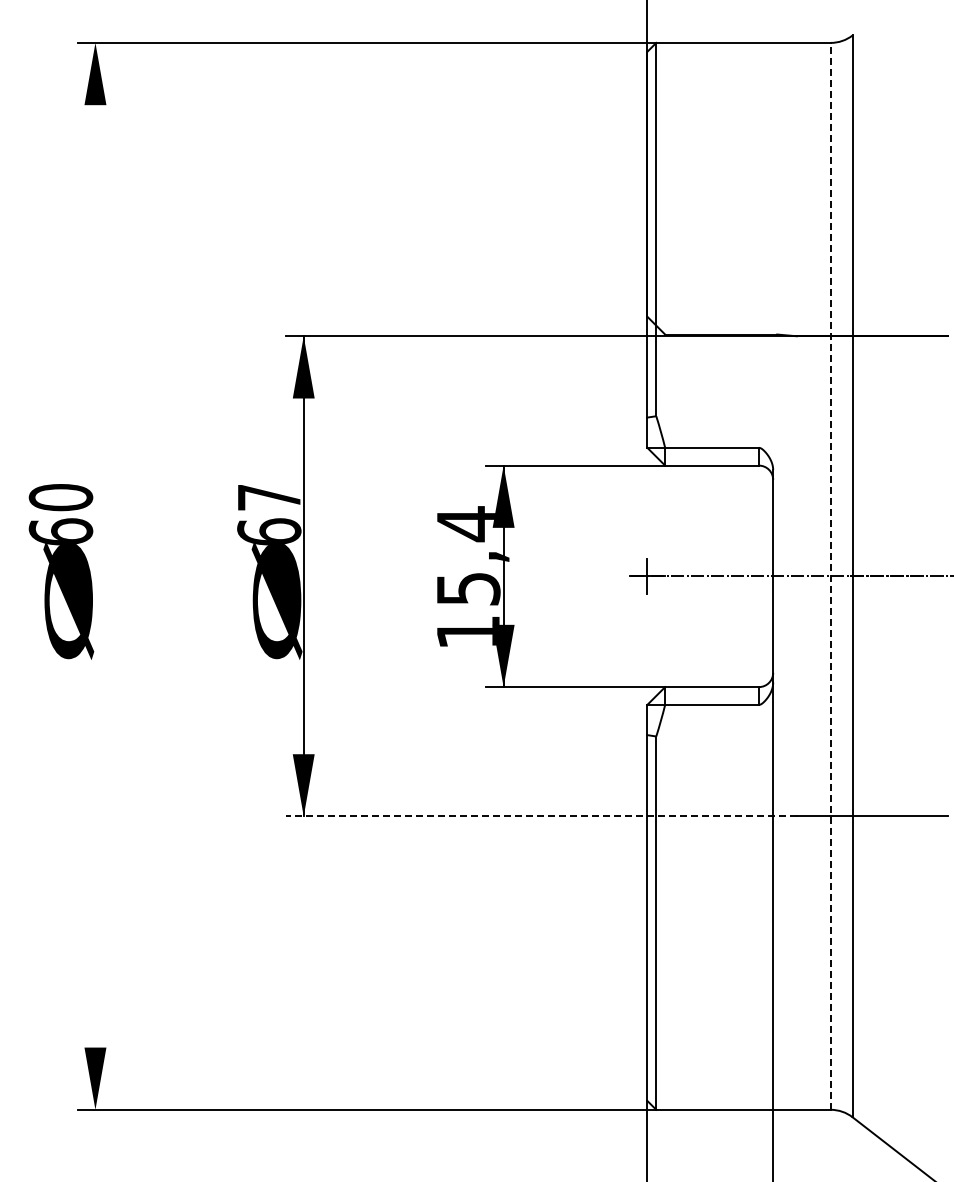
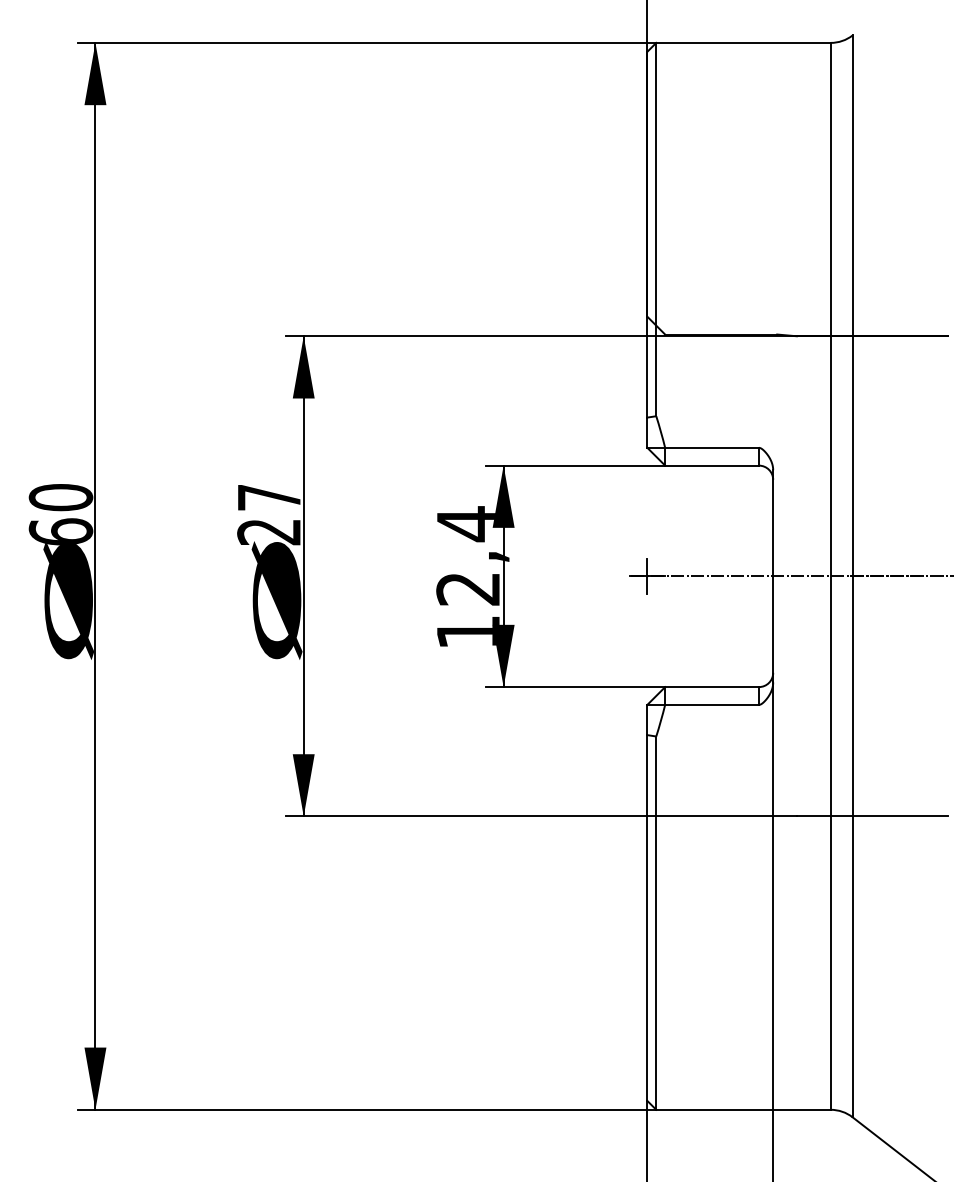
text: 67 -> 27 (269, 531)
line: none -> present (95, 575)
line: dashed -> solid (830, 575)
text: 15,4 -> 12,4 (468, 589)
line: dashed -> solid (540, 816)
